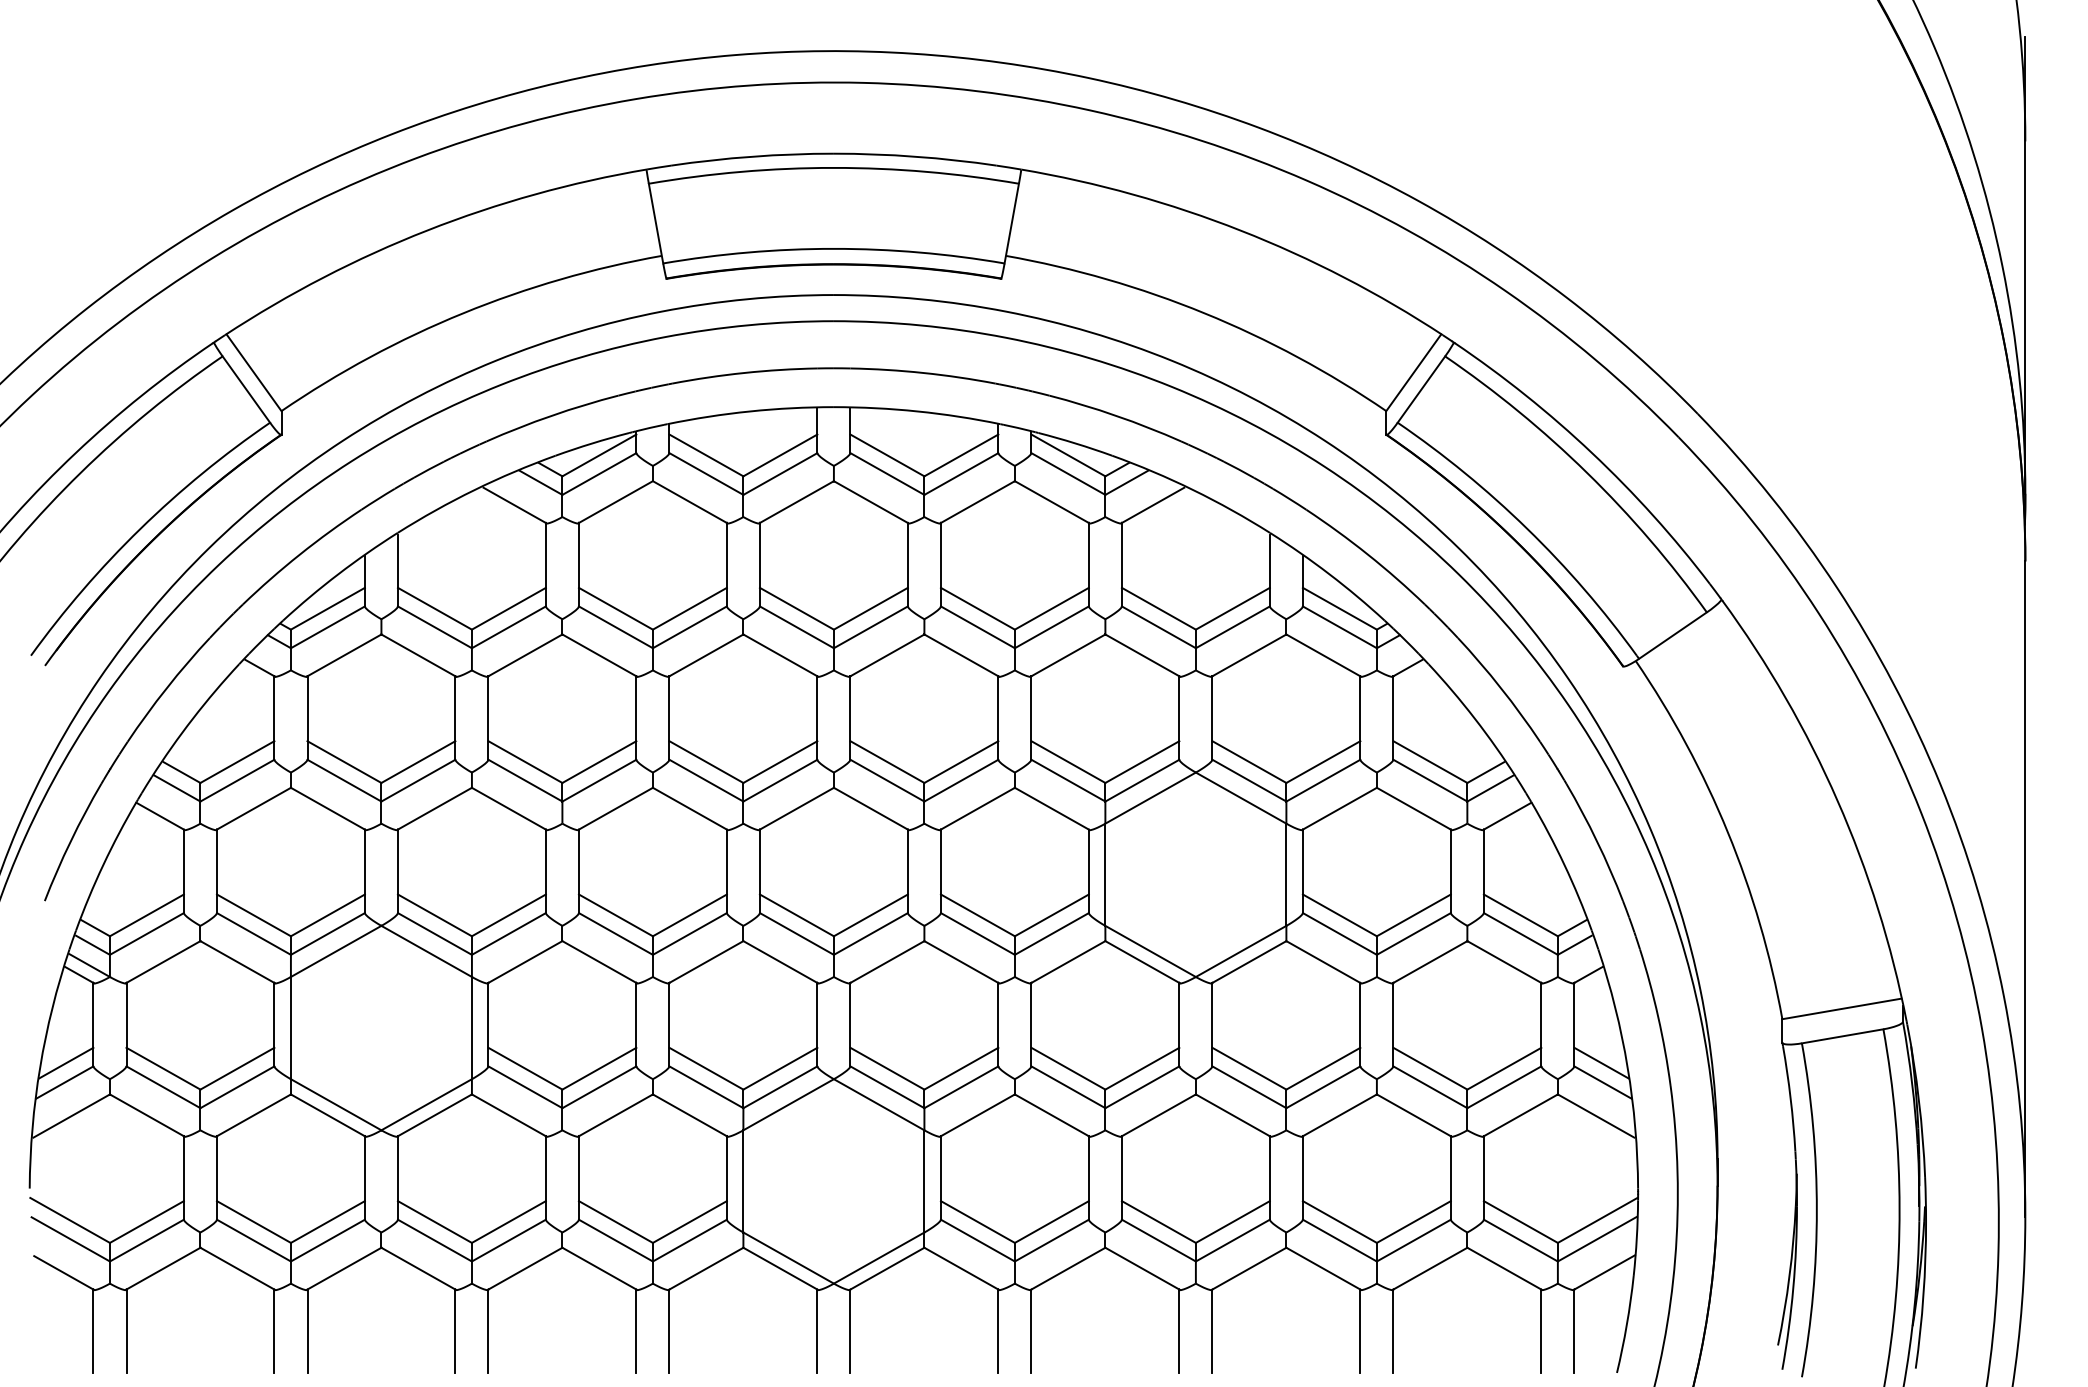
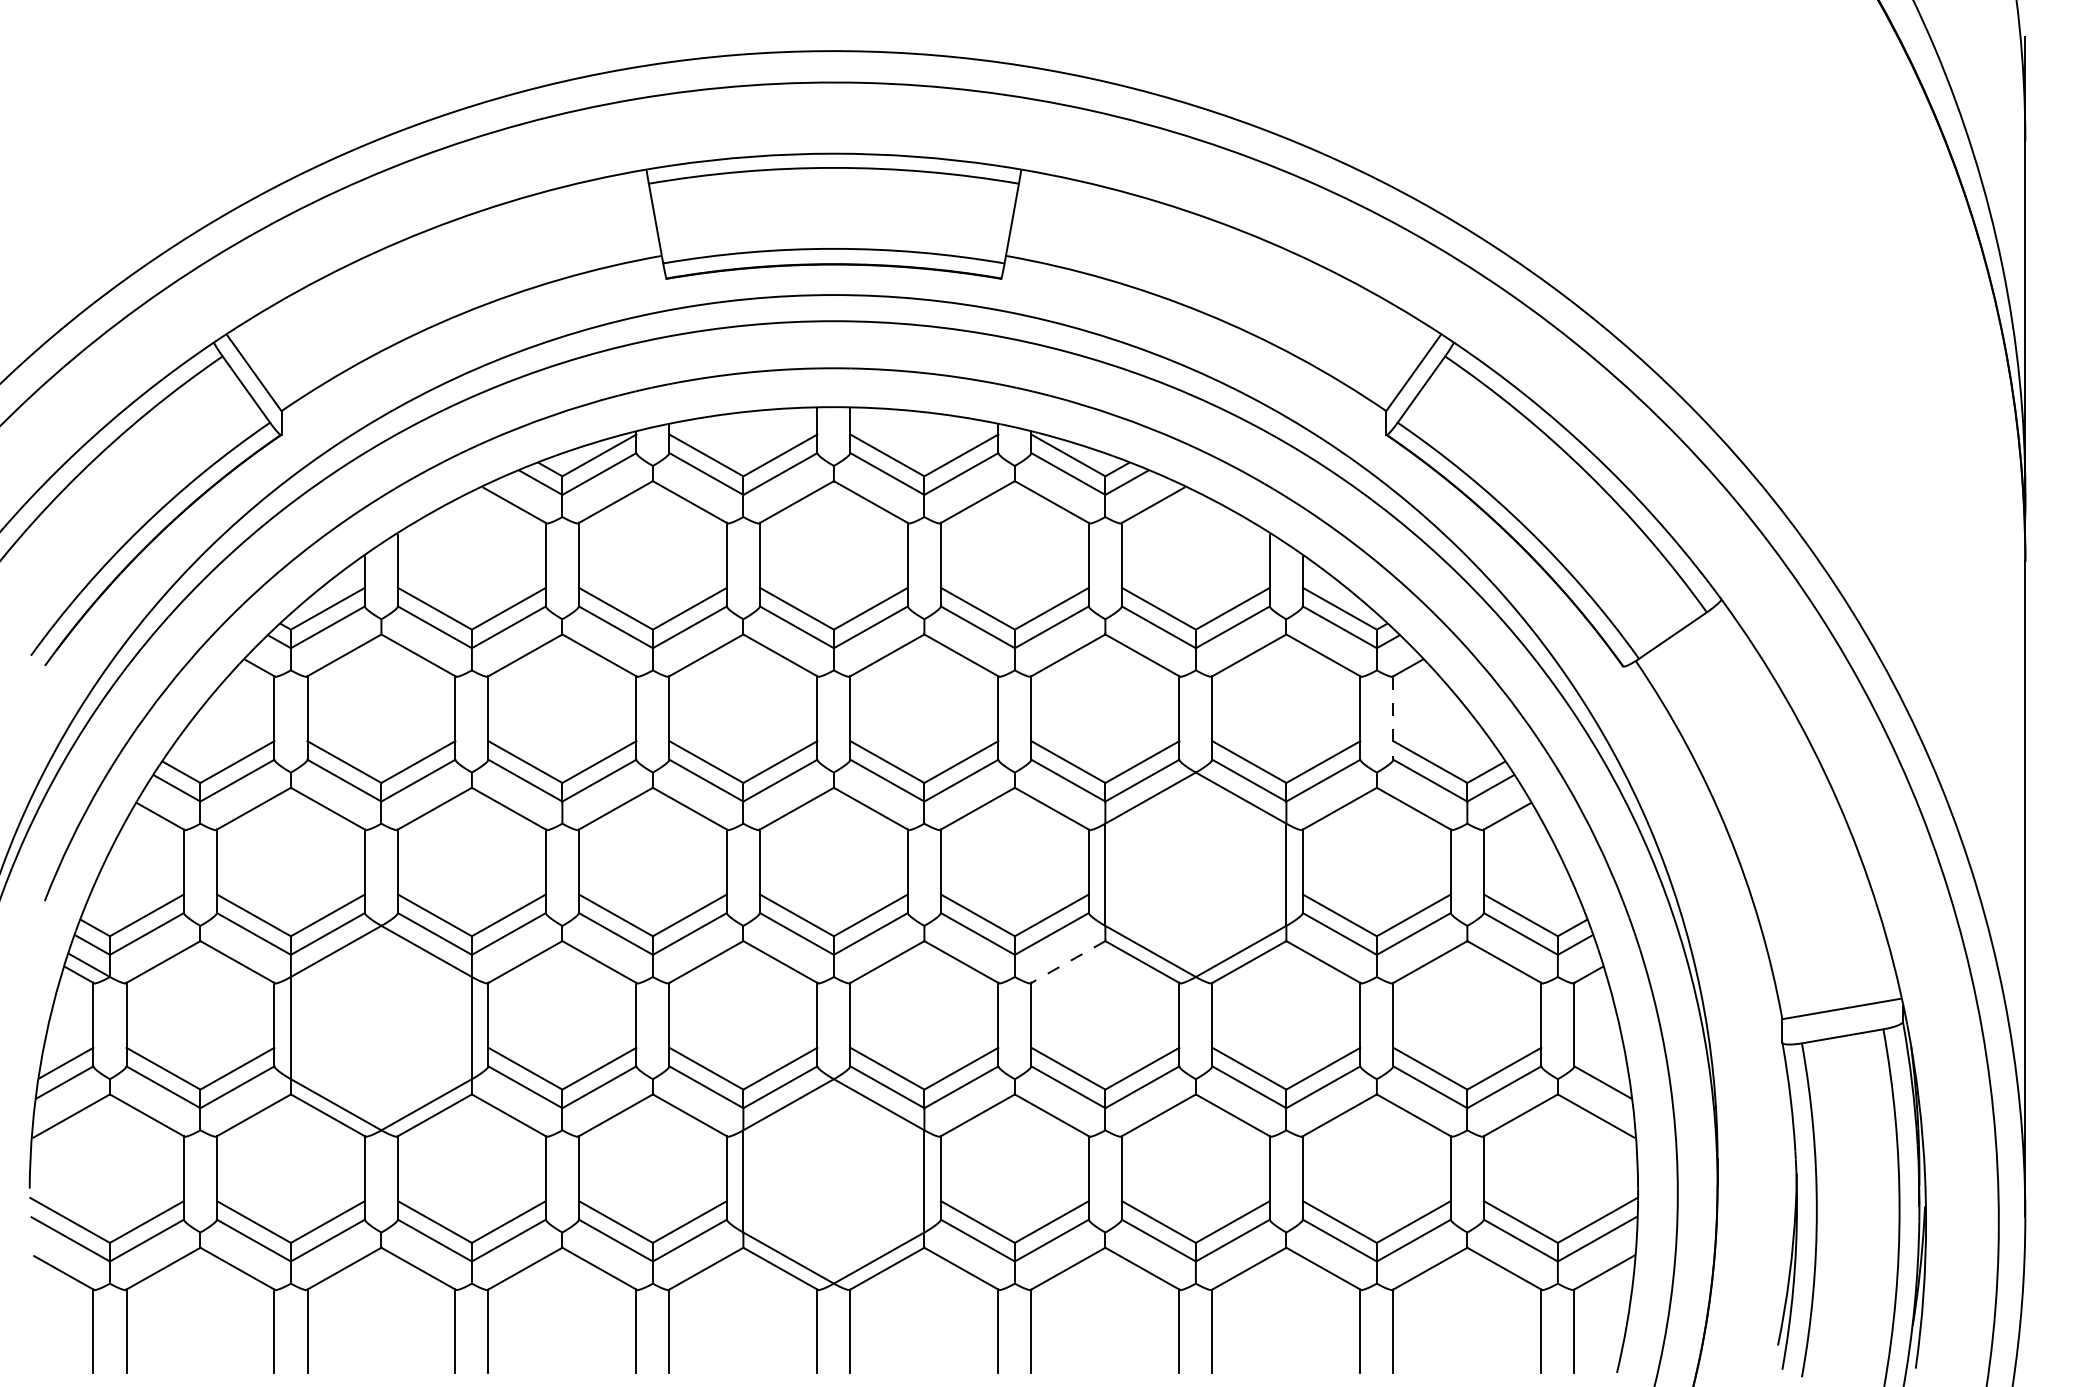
line: solid -> dashed (1393, 718)
line: solid -> dashed (1067, 962)
line: present -> none (1601, 1062)
